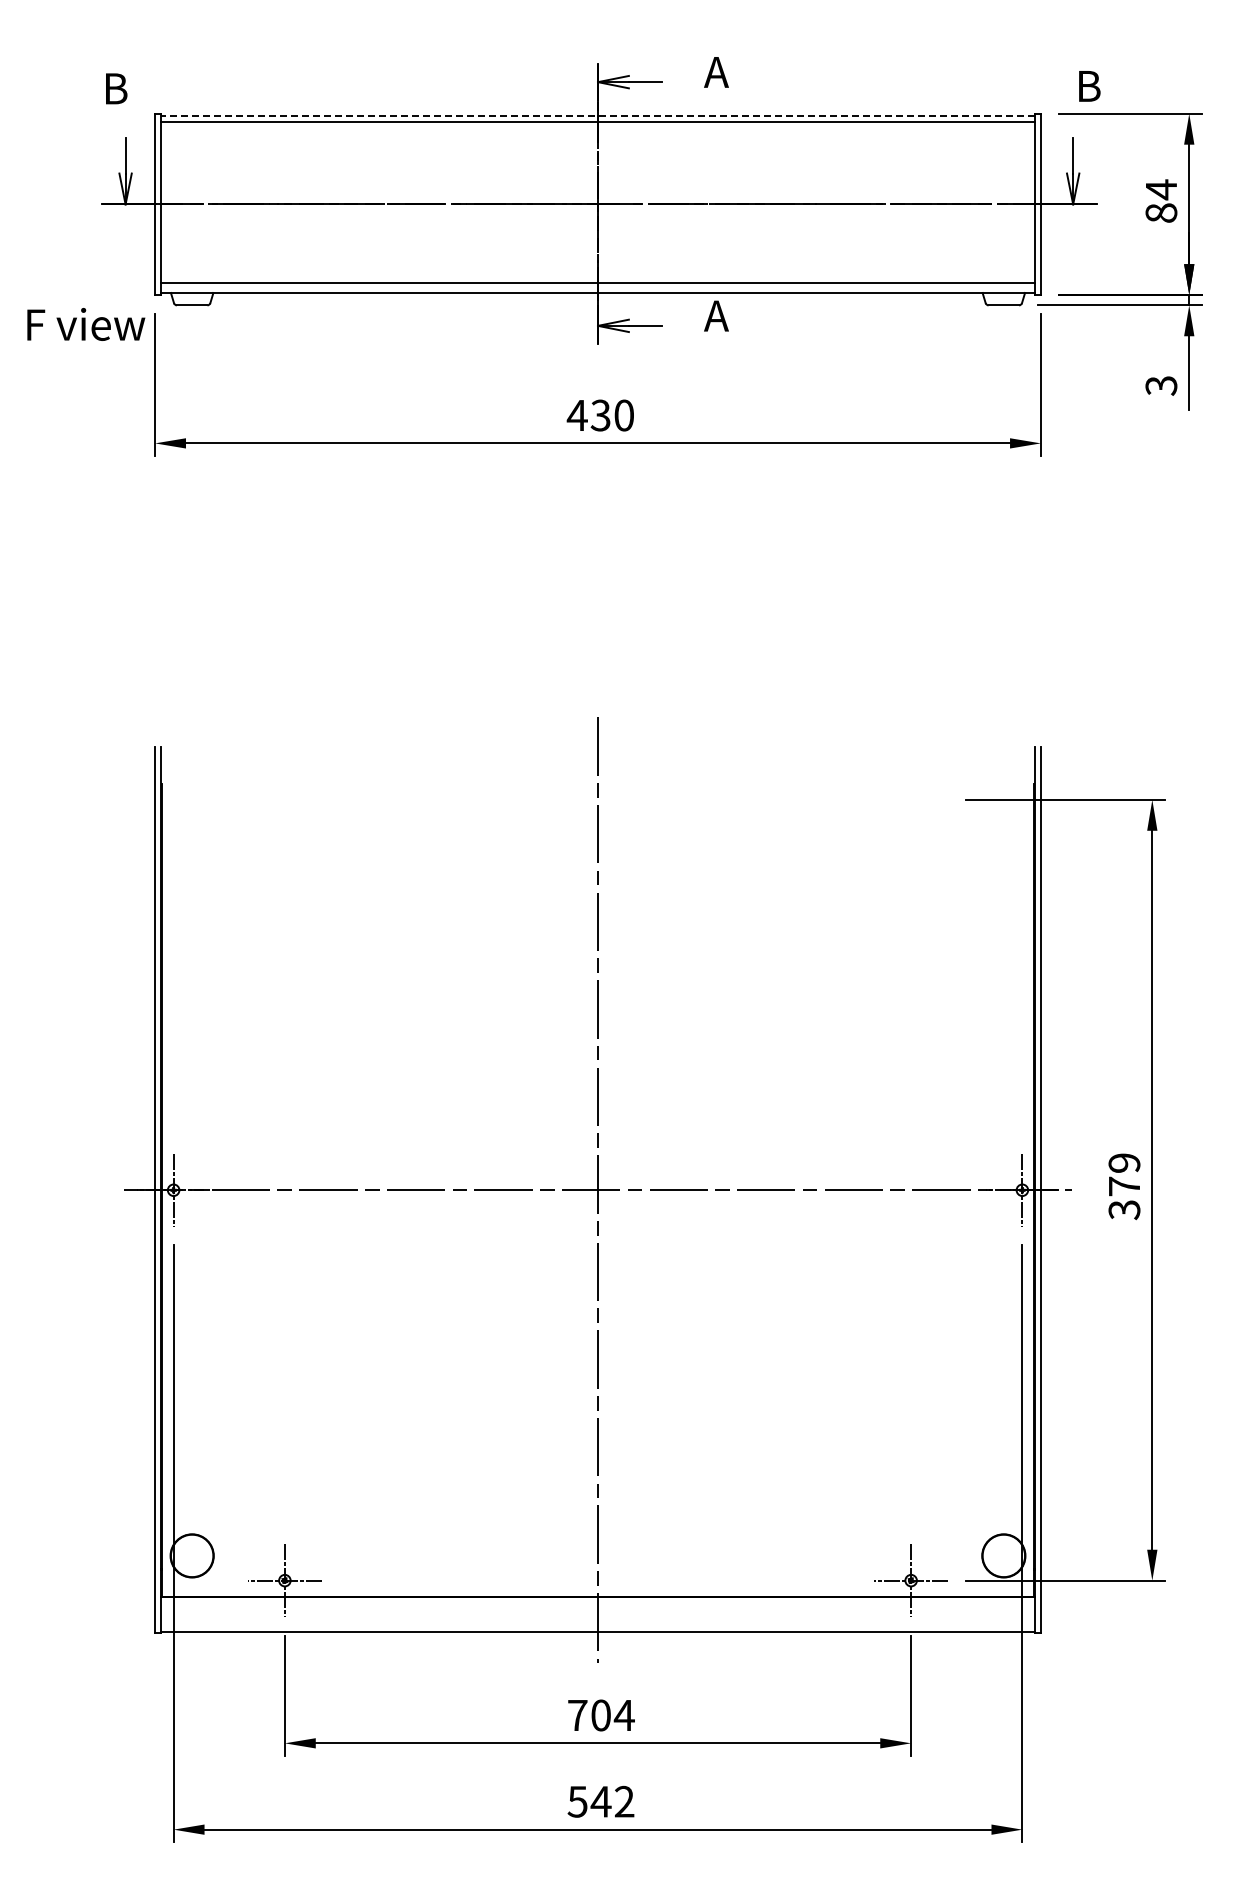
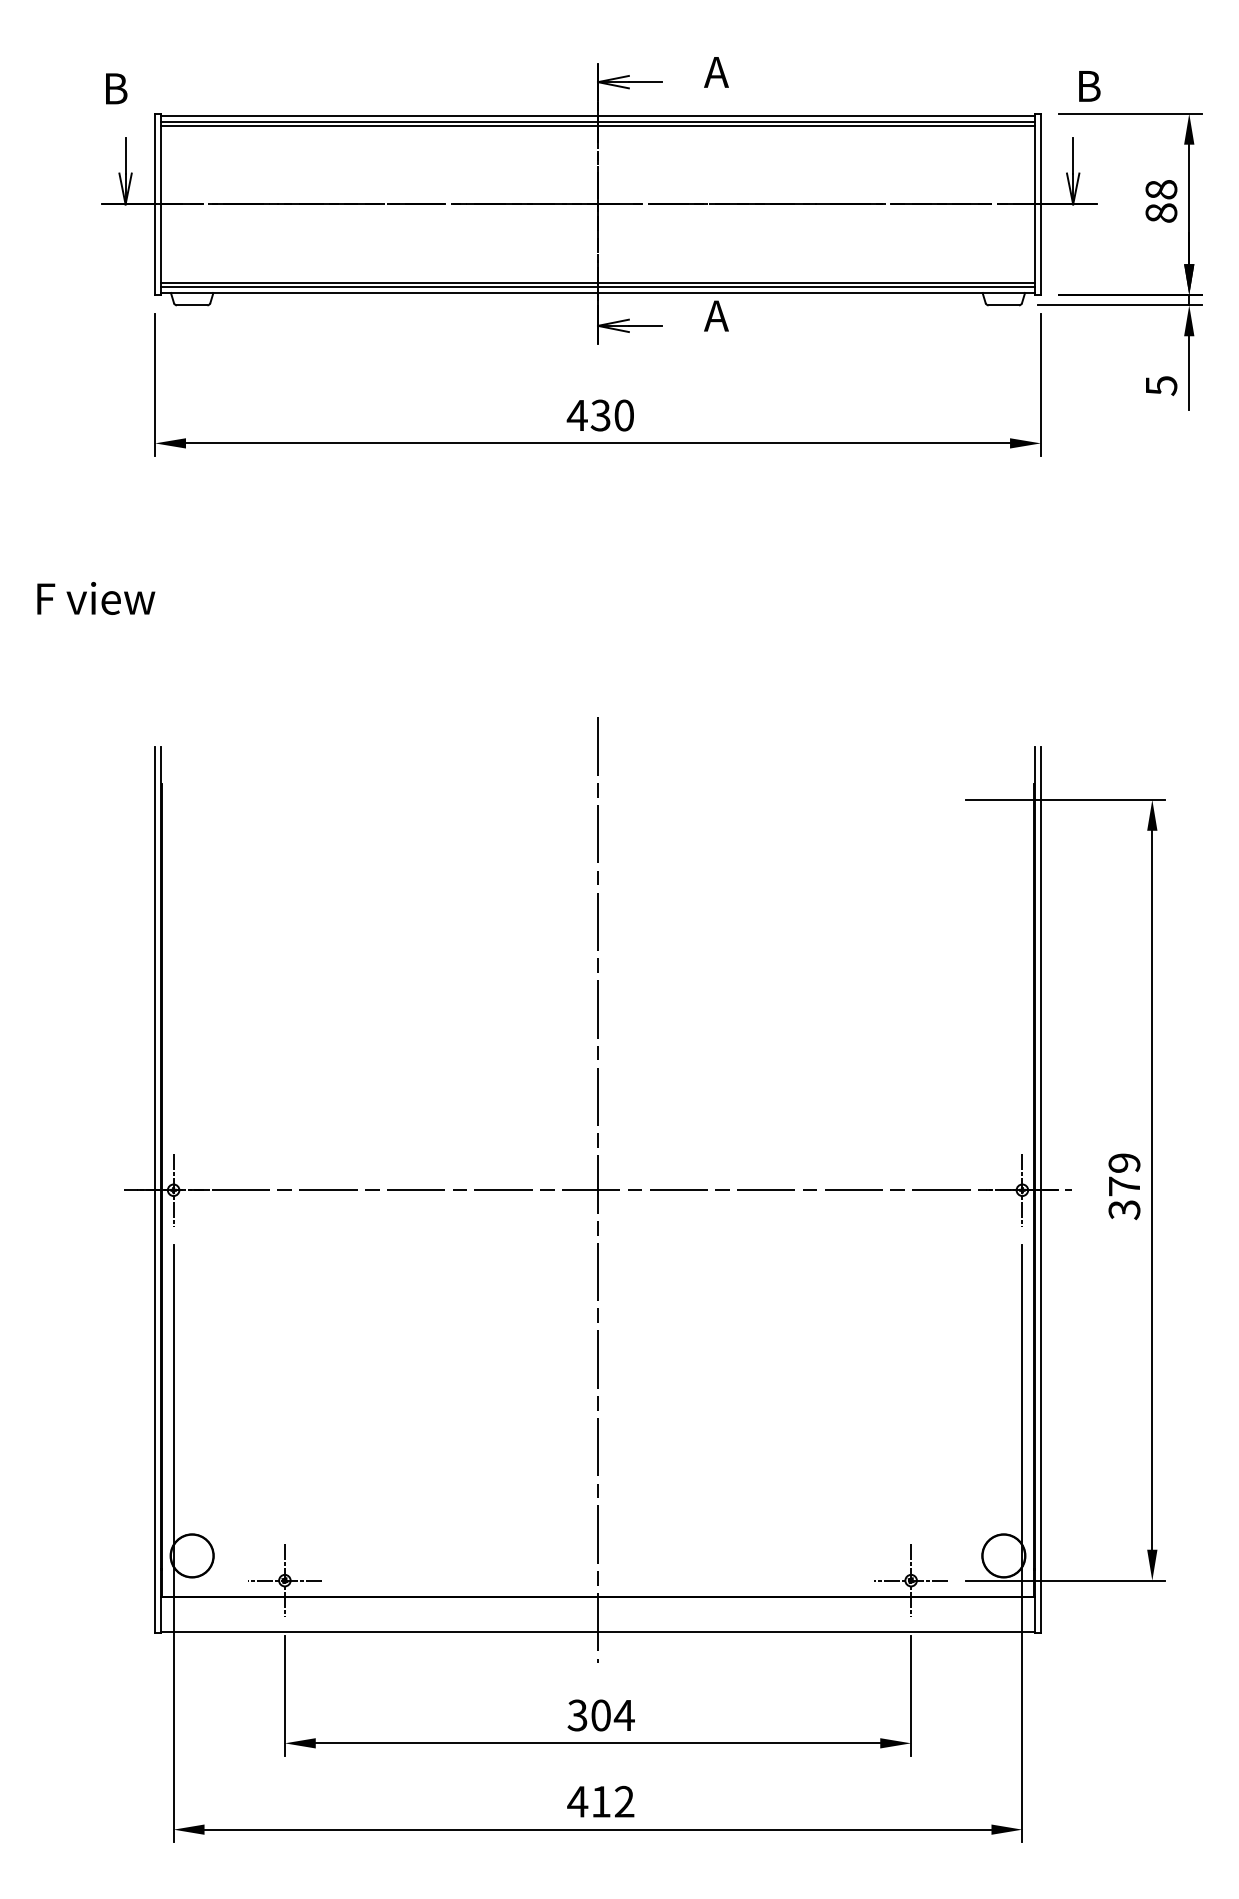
line: dashed -> solid (598, 115)
line: none -> present (597, 126)
text: 84 -> 88 (1161, 189)
line: none -> present (597, 286)
text position: (86, 324) -> (96, 598) (96, 598)
text: 3 -> 5 (1160, 385)
text: 704 -> 304 (577, 1715)
text: 542 -> 412 (589, 1801)
